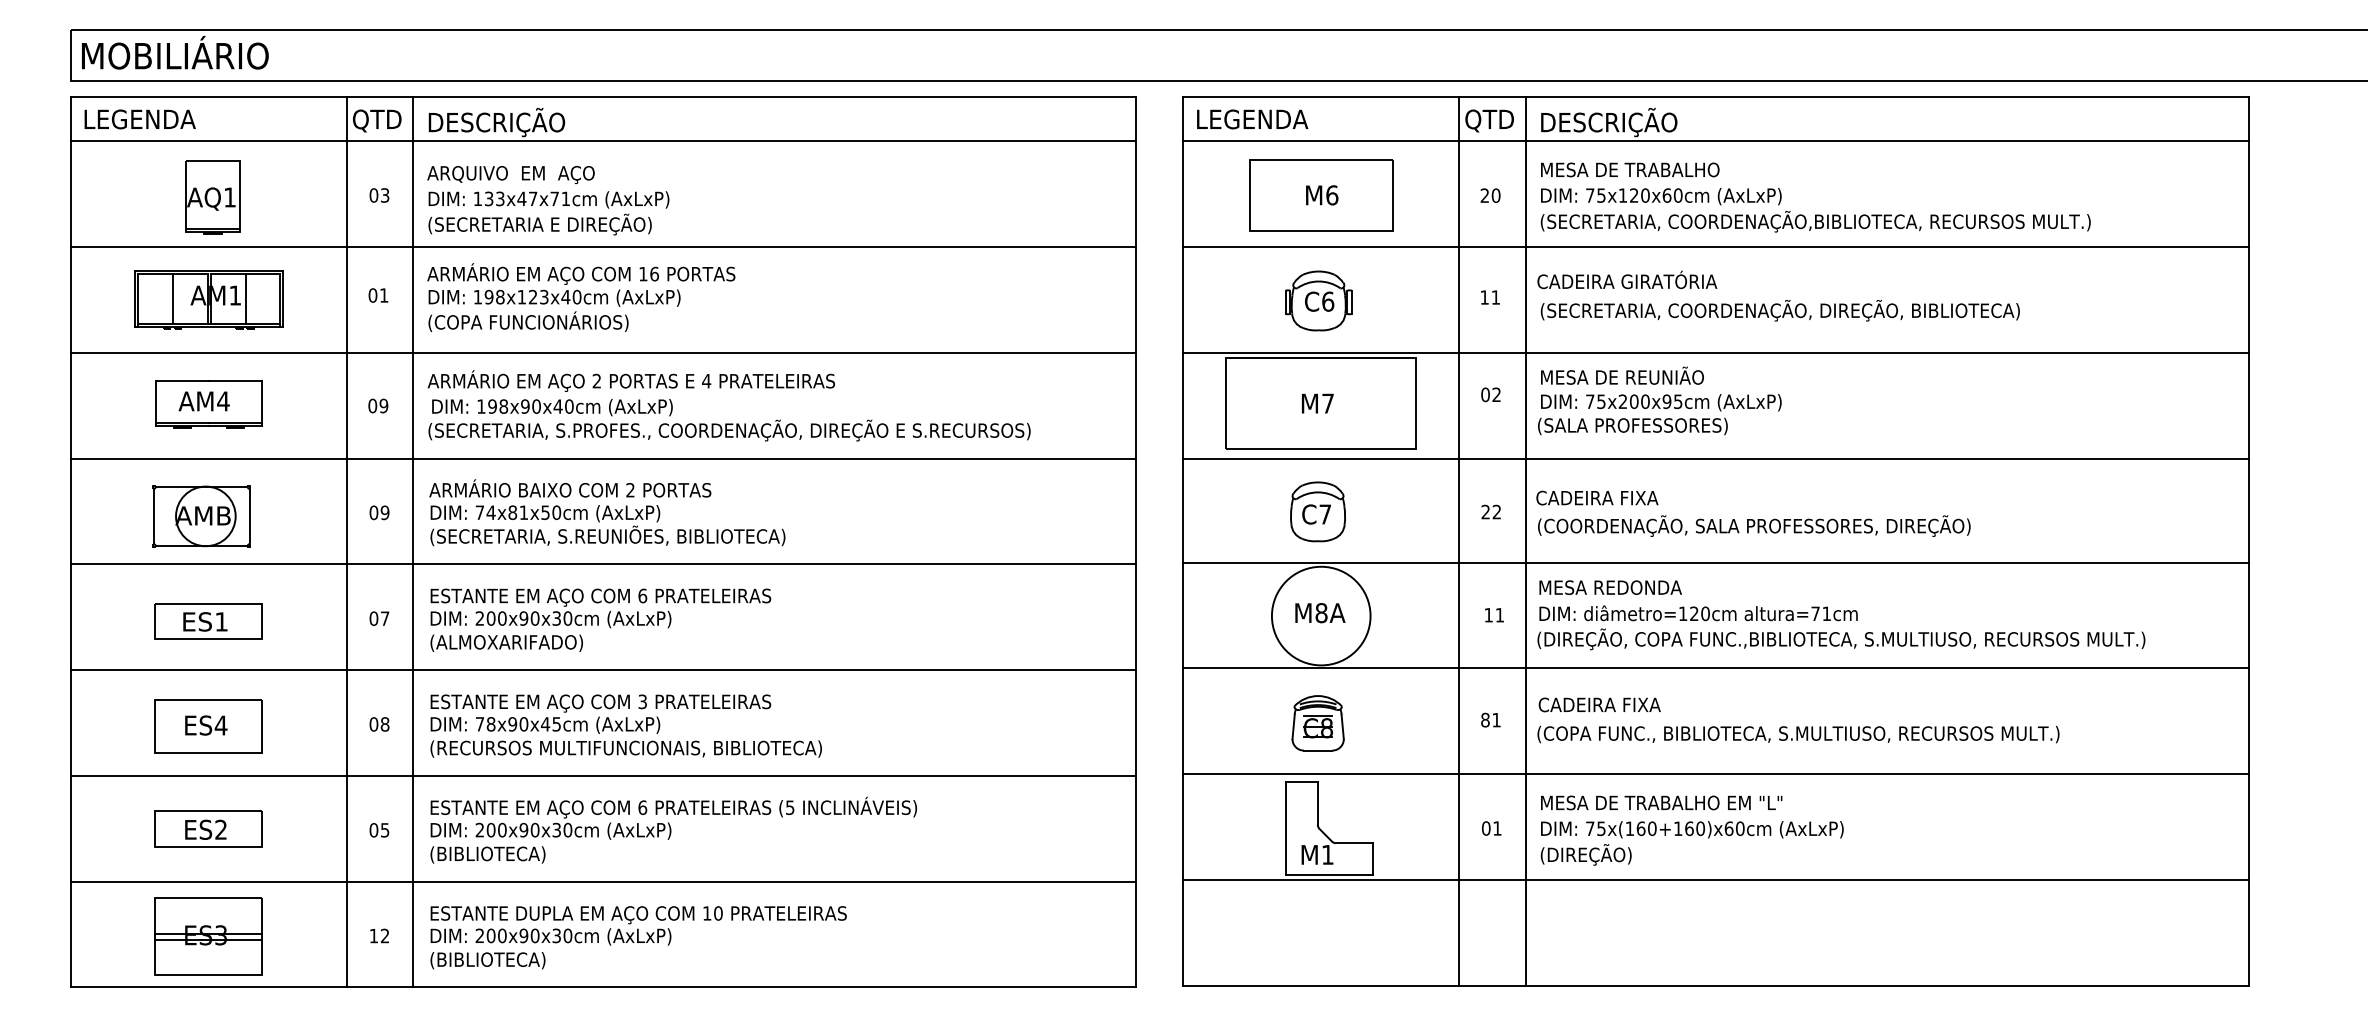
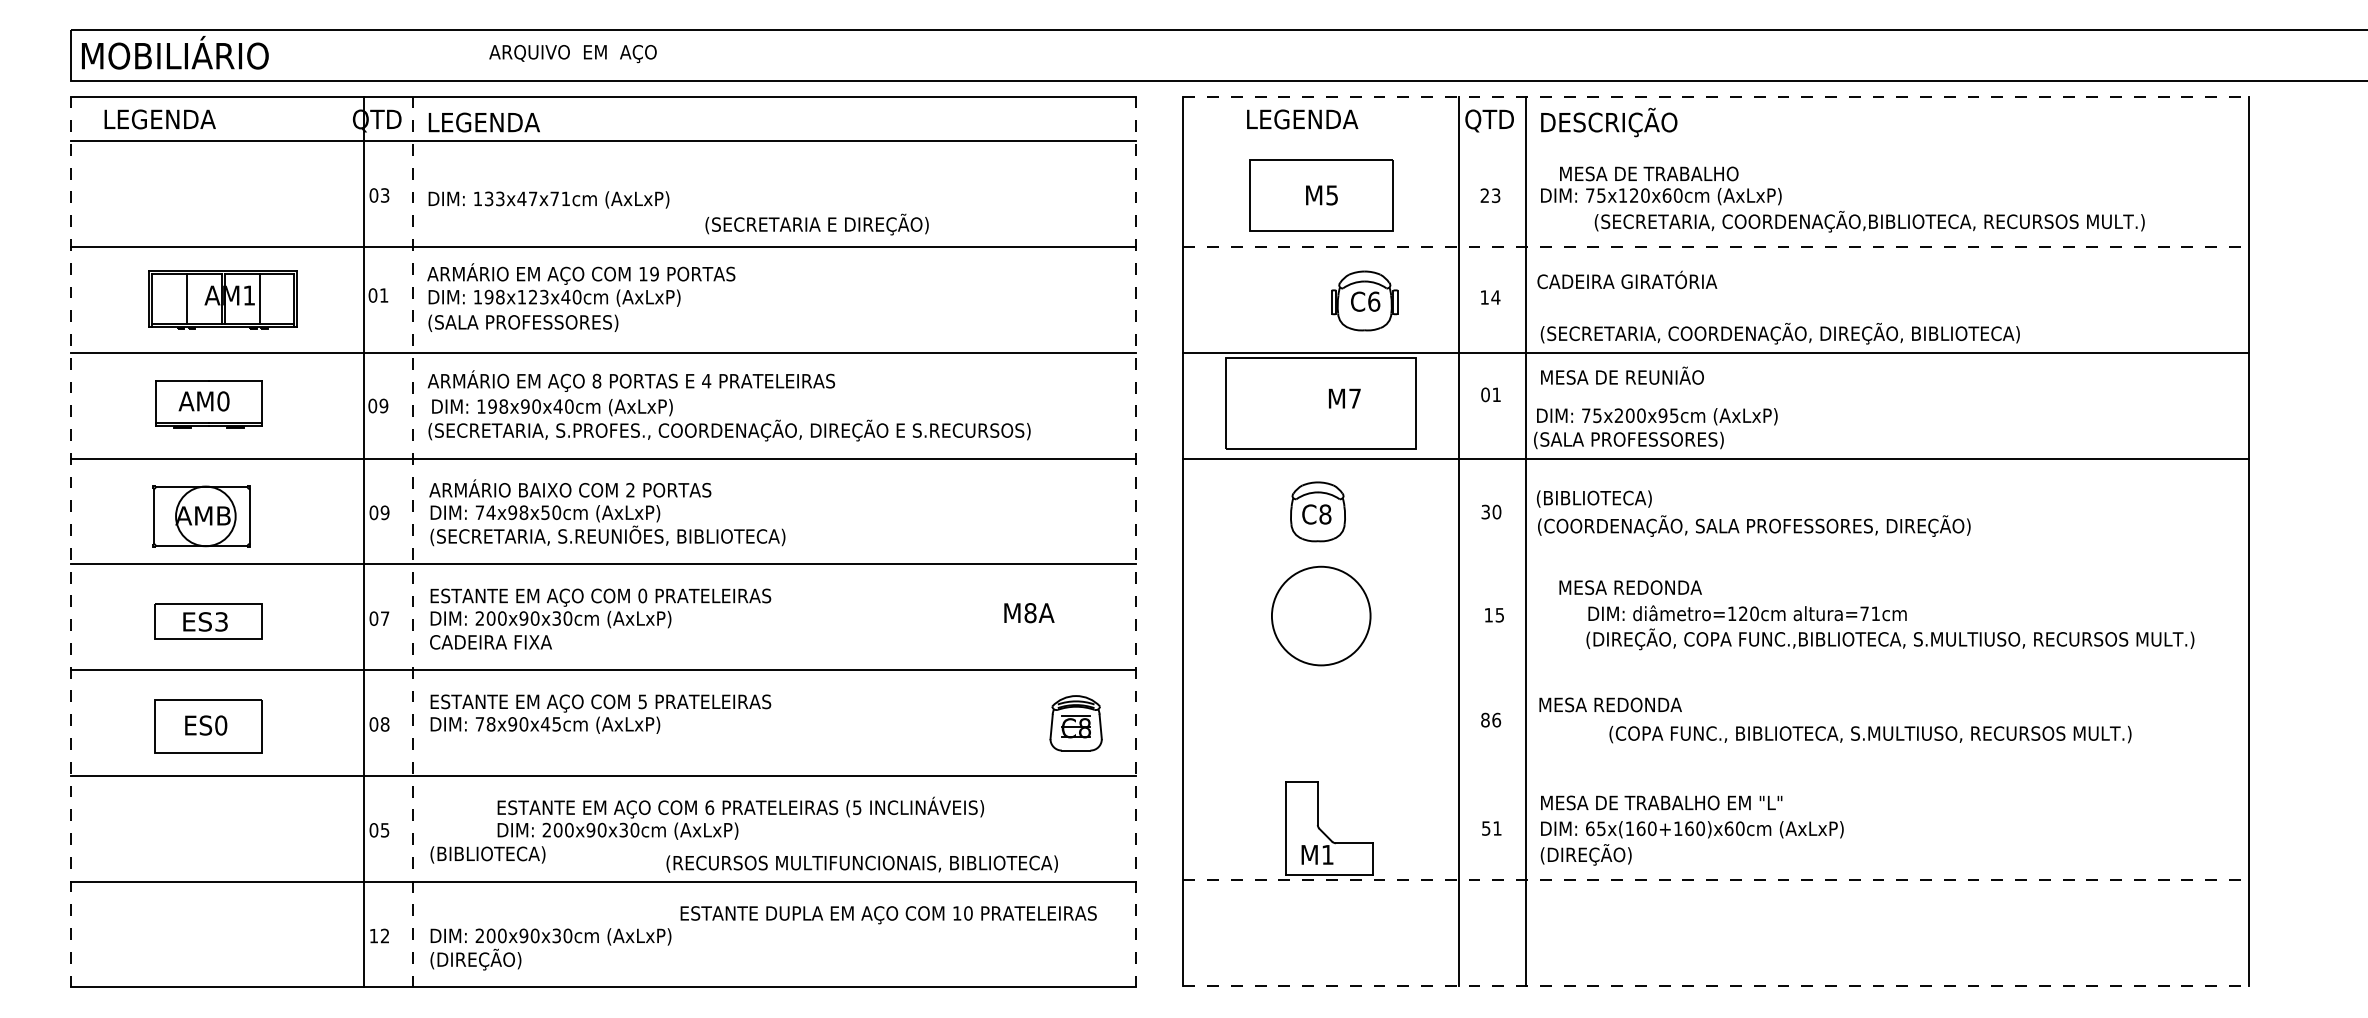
line: solid -> dashed (1716, 96)
text position: (139, 119) -> (159, 119) (159, 119)
text position: (1252, 119) -> (1302, 119) (1302, 119)
text: DESCRIÇÃO -> LEGENDA (498, 122)
line: present -> none (1715, 141)
text position: (1630, 169) -> (1649, 173) (1649, 173)
text position: (510, 175) -> (572, 54) (572, 54)
text: M6 -> M5 (1332, 195)
text: 20 -> 23 (1495, 195)
part: present -> none (212, 197)
text position: (1815, 221) -> (1869, 221) (1869, 221)
text position: (539, 224) -> (816, 224) (816, 224)
line: solid -> dashed (1716, 246)
text: 16 -> 19 (654, 273)
text: 11 -> 14 (1495, 297)
part position: (208, 299) -> (222, 299) (222, 299)
part position: (1318, 300) -> (1364, 300) (1364, 300)
text position: (1779, 310) -> (1779, 333) (1779, 333)
text: (COPA FUNCIONÁRIOS) -> (SALA PROFESSORES) (531, 321)
text: 2 -> 8 (596, 381)
text: 02 -> 01 (1496, 394)
text: AM4 -> AM0 (223, 401)
text position: (1317, 403) -> (1344, 398) (1344, 398)
text position: (1659, 414) -> (1655, 428) (1655, 428)
text: CADEIRA FIXA -> (BIBLIOTECA) (1597, 498)
text: 22 -> 30 (1491, 511)
text: 74x81x50cm -> 74x98x50cm (518, 512)
text: C7 -> C8 (1325, 514)
line: solid -> dashed (71, 541)
line position: (346, 541) -> (363, 541) (363, 541)
line: solid -> dashed (413, 542)
line: solid -> dashed (1136, 542)
line: present -> none (1715, 562)
text position: (1610, 587) -> (1630, 587) (1630, 587)
text: 6 -> 0 (642, 595)
text position: (1320, 613) -> (1029, 613) (1029, 613)
text: 11 -> 15 (1499, 615)
text: ES1 -> ES3 (221, 621)
text position: (1841, 627) -> (1890, 627) (1890, 627)
text: (ALMOXARIFADO) -> CADEIRA FIXA (506, 642)
line: present -> none (1715, 668)
text: 3 -> 5 (642, 701)
text: CADEIRA FIXA -> MESA REDONDA (1609, 704)
text: 81 -> 86 (1496, 719)
part position: (1317, 723) -> (1075, 723) (1075, 723)
text: ES4 -> ES0 (220, 725)
text position: (1798, 734) -> (1870, 734) (1870, 734)
text position: (625, 748) -> (861, 863) (861, 863)
line: present -> none (1715, 774)
text position: (673, 817) -> (740, 817) (740, 817)
part: present -> none (208, 828)
text: 01 -> 51 (1485, 828)
text: 75x(160+160)x60cm -> 65x(160+160)x60cm (1590, 828)
line: solid -> dashed (1716, 879)
text position: (638, 915) -> (888, 915) (888, 915)
part: present -> none (208, 936)
text: (BIBLIOTECA) -> (DIREÇÃO) (492, 959)
line: solid -> dashed (1716, 985)
